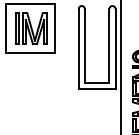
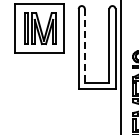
part position: (30, 28) -> (39, 28) (39, 28)
line: solid -> dashed (84, 45)
